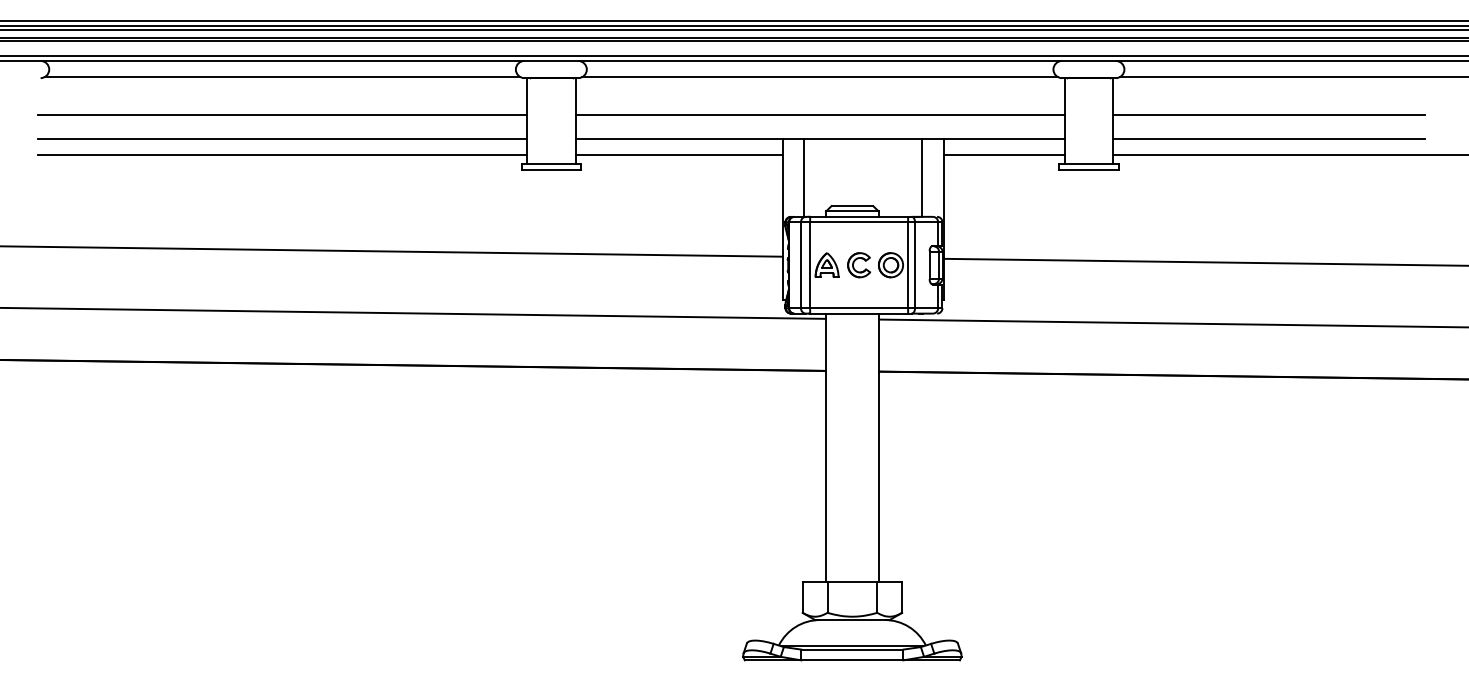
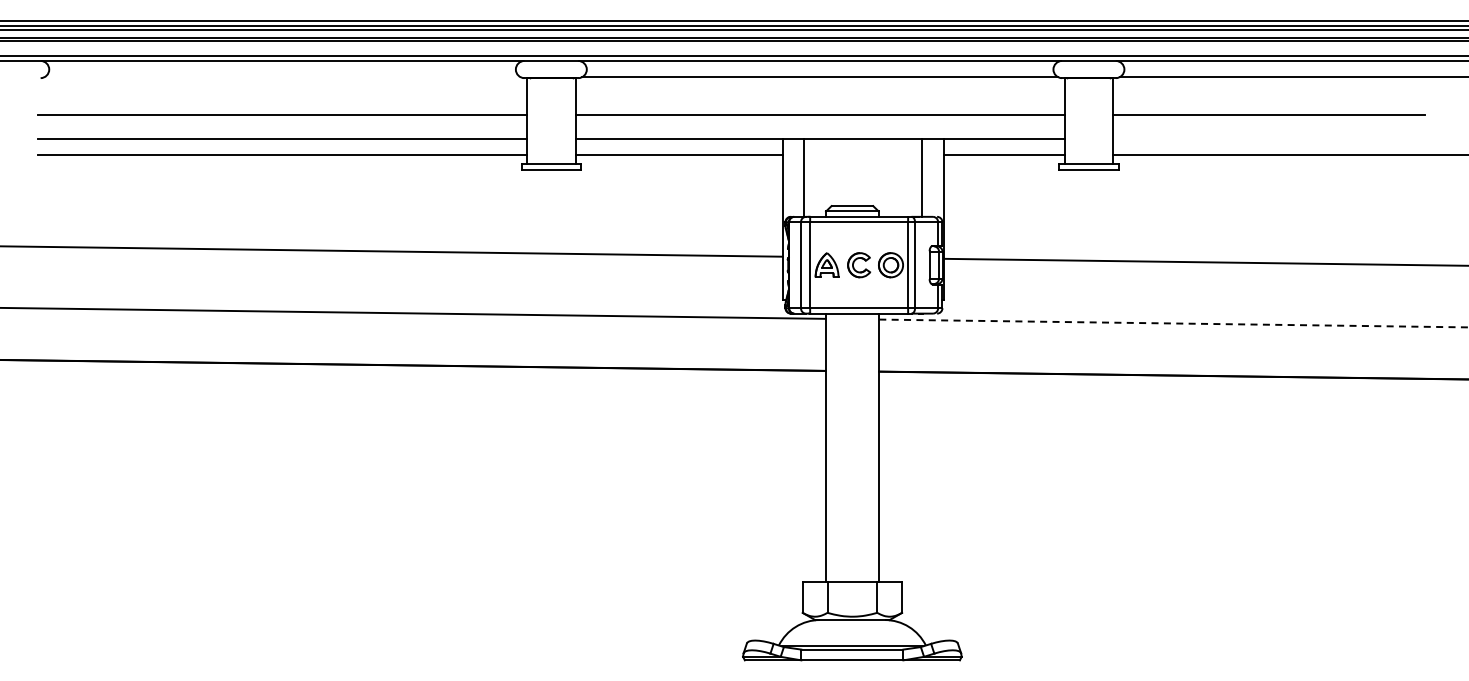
line: present -> none (282, 77)
line: present -> none (1268, 138)
line: solid -> dashed (1174, 323)
